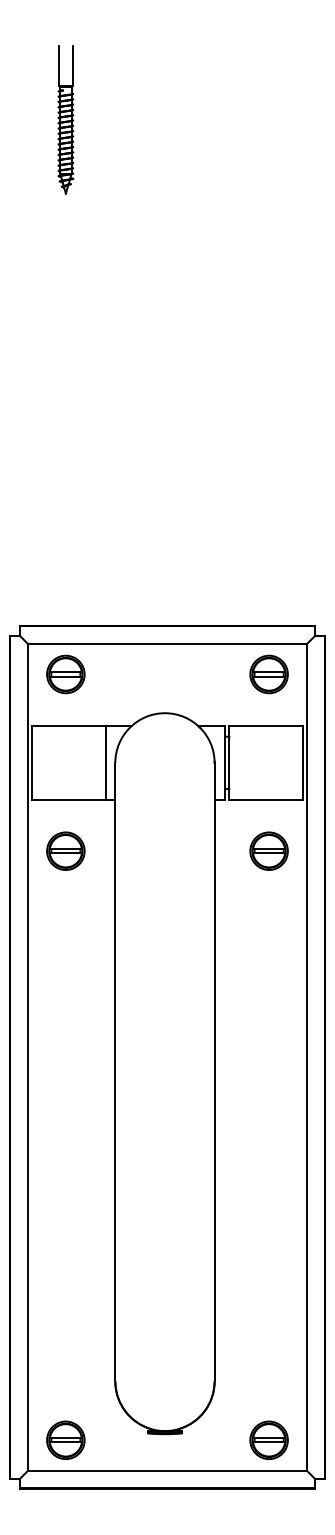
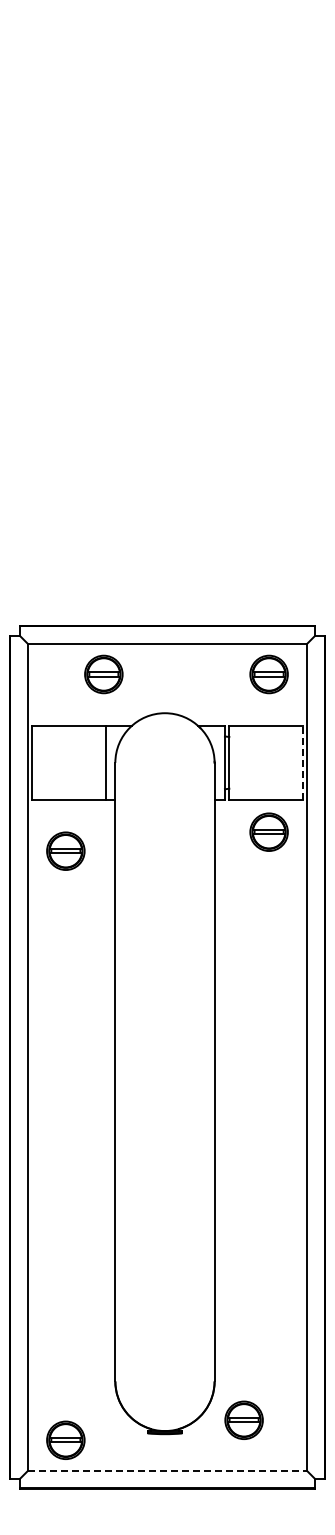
part: present -> none (65, 119)
part position: (65, 674) -> (103, 674) (103, 674)
line: solid -> dashed (302, 762)
part position: (268, 850) -> (268, 831) (268, 831)
part position: (268, 1439) -> (243, 1419) (243, 1419)
line: solid -> dashed (168, 1470)
